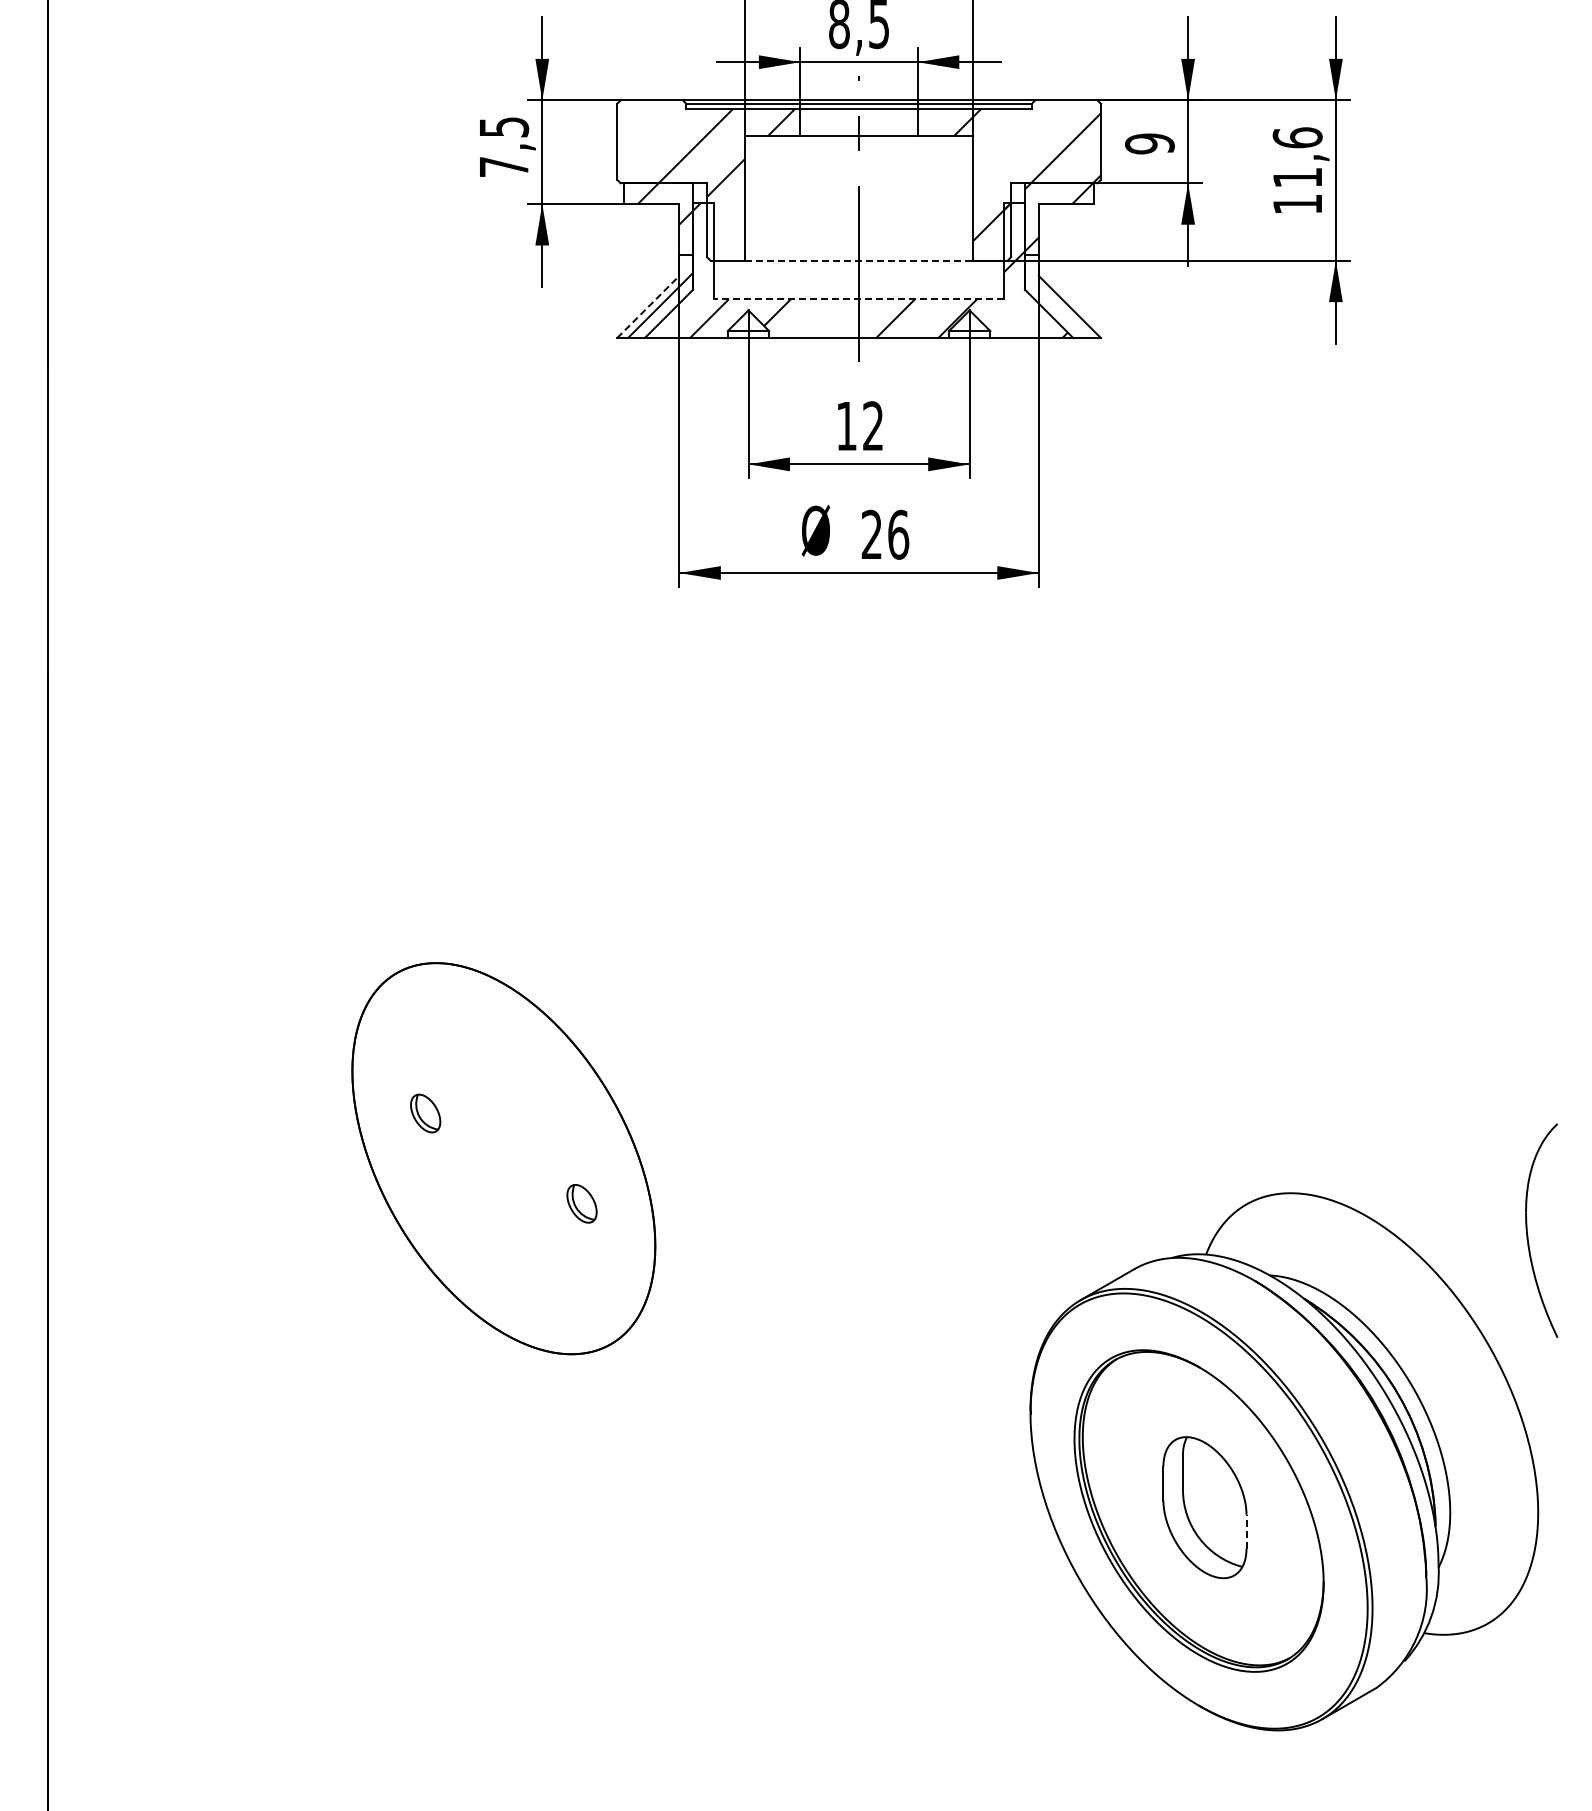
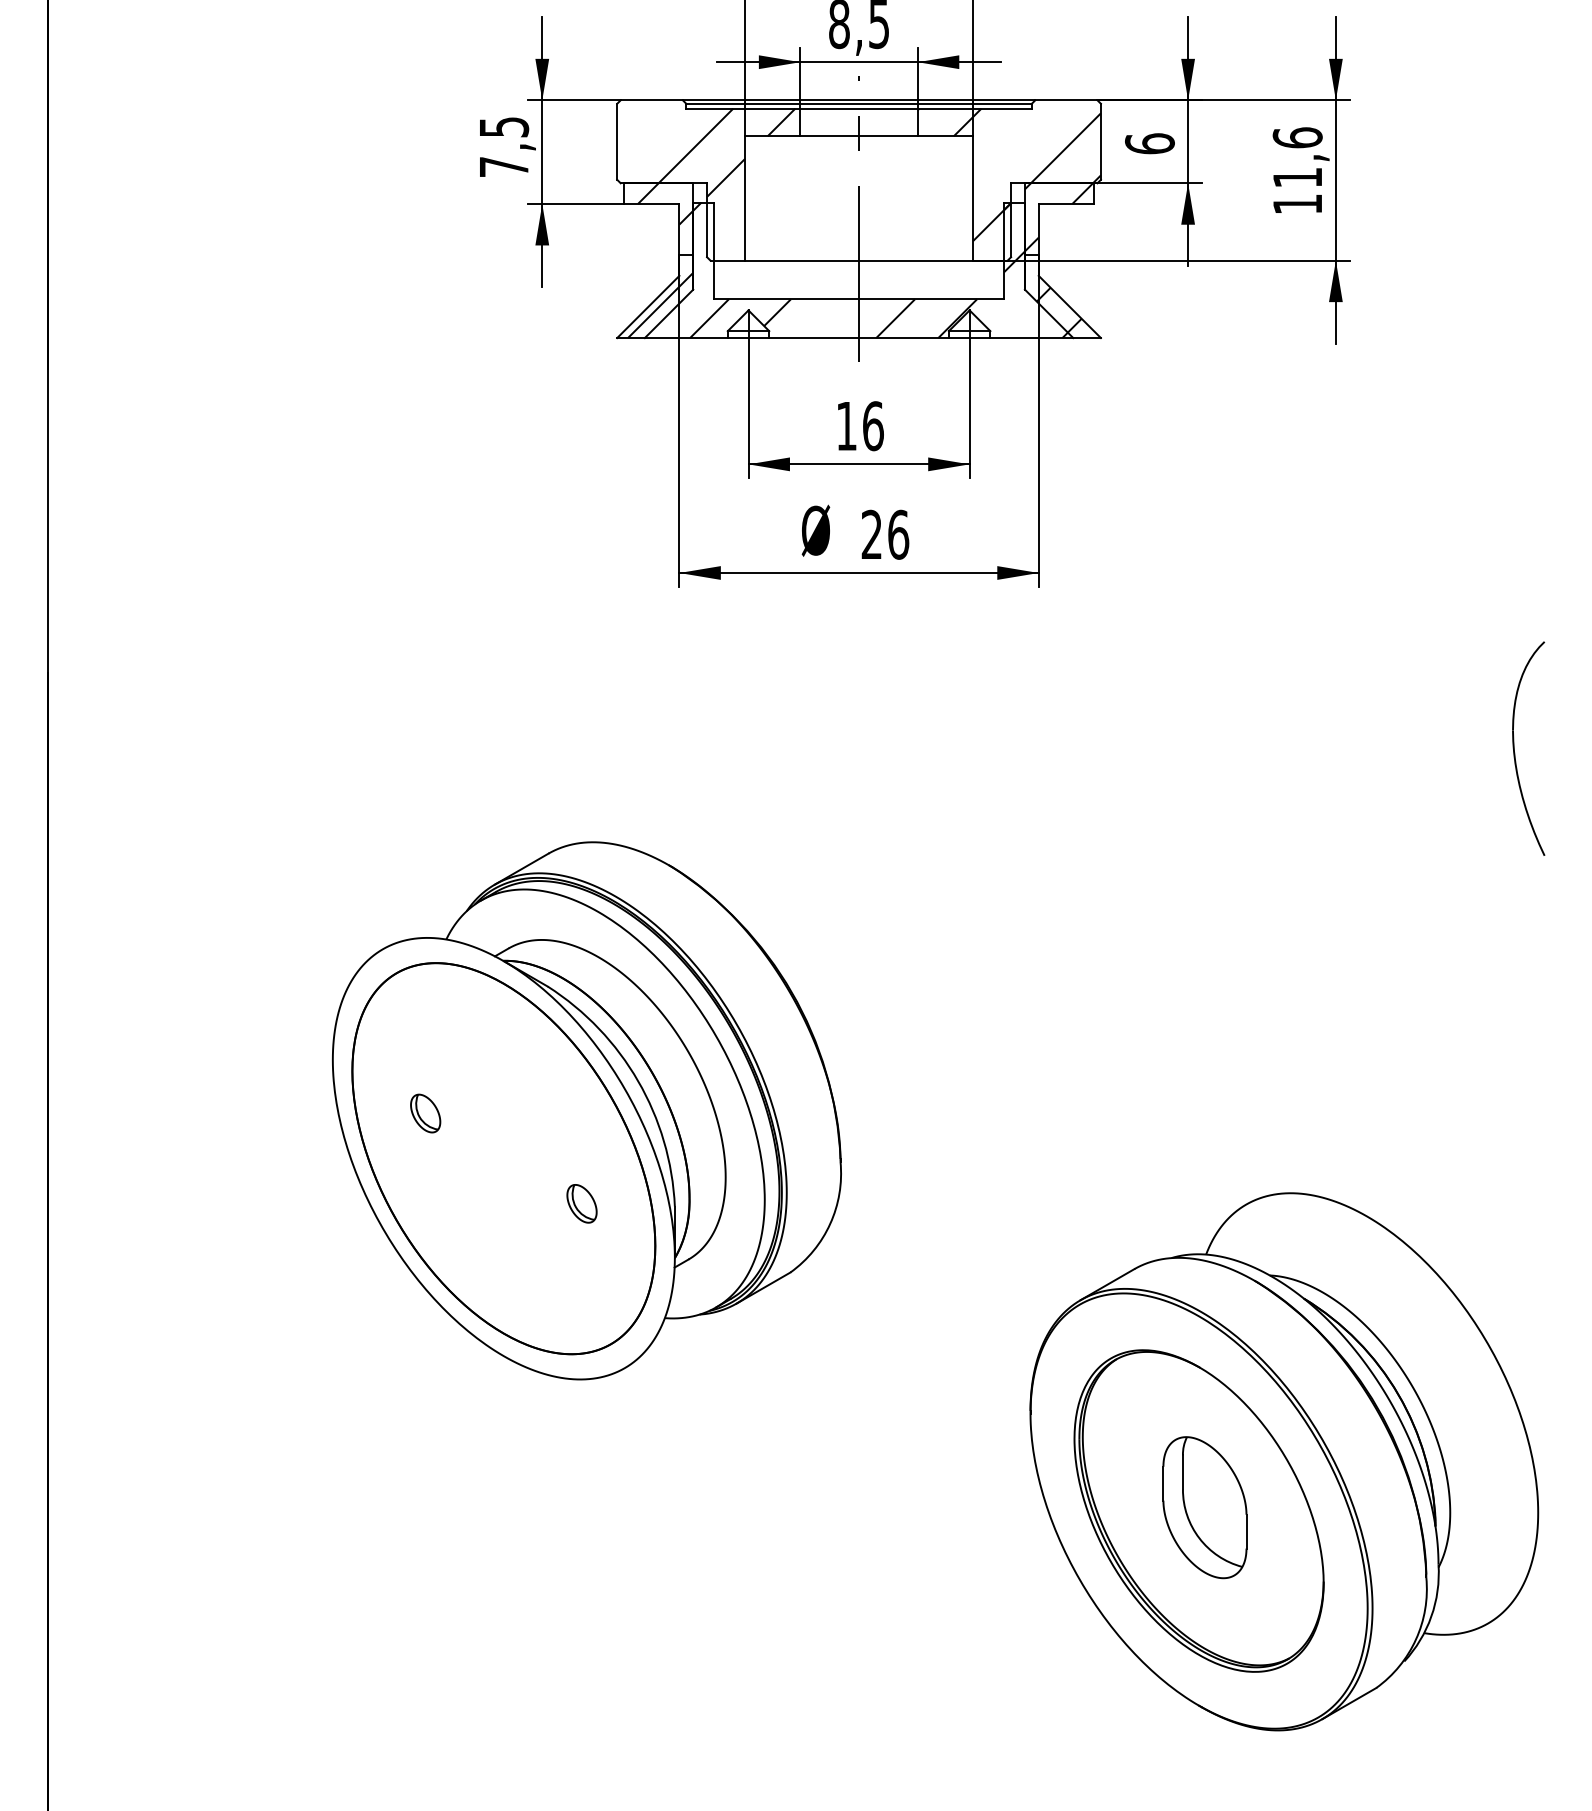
text: 9 -> 6 (1149, 143)
line: dashed -> solid (859, 260)
line: dashed -> solid (858, 299)
line: dashed -> solid (648, 306)
hatch: none -> present (1058, 309)
text: 12 -> 16 (873, 426)
part: none -> present (586, 1110)
part position: (1528, 1235) -> (1515, 753) (1515, 753)
line: dashed -> solid (1246, 1531)
